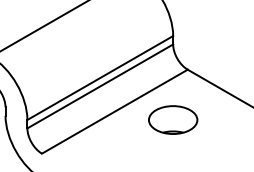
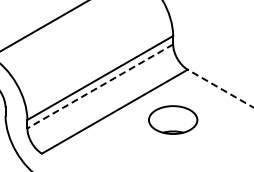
line: solid -> dashed (99, 86)
line: solid -> dashed (220, 88)
